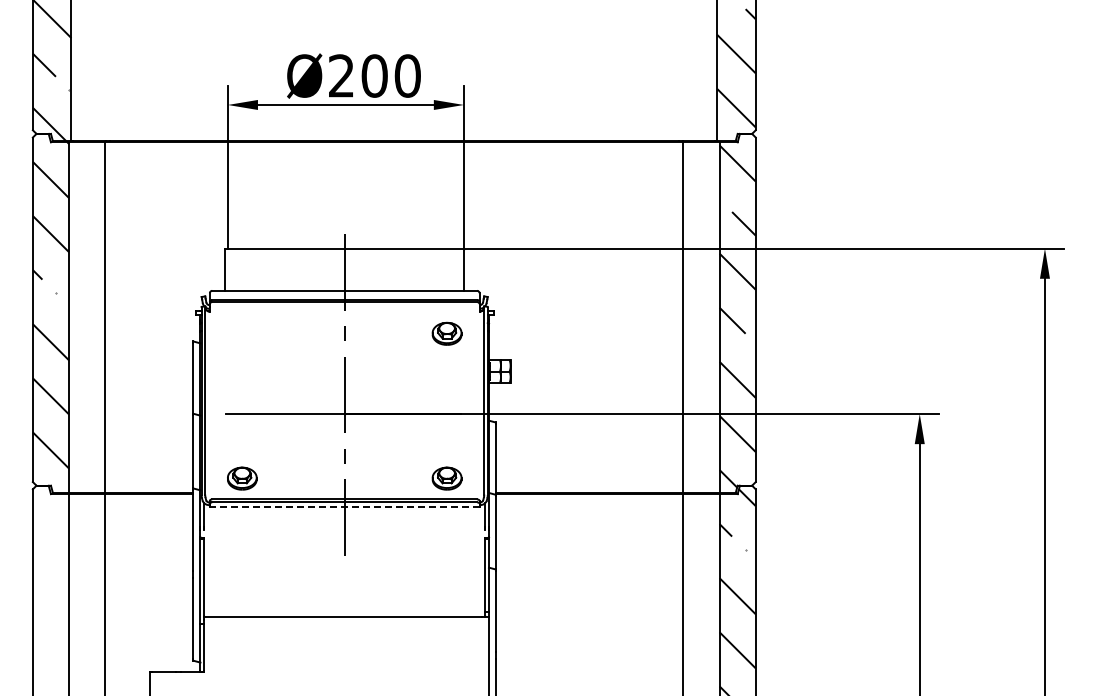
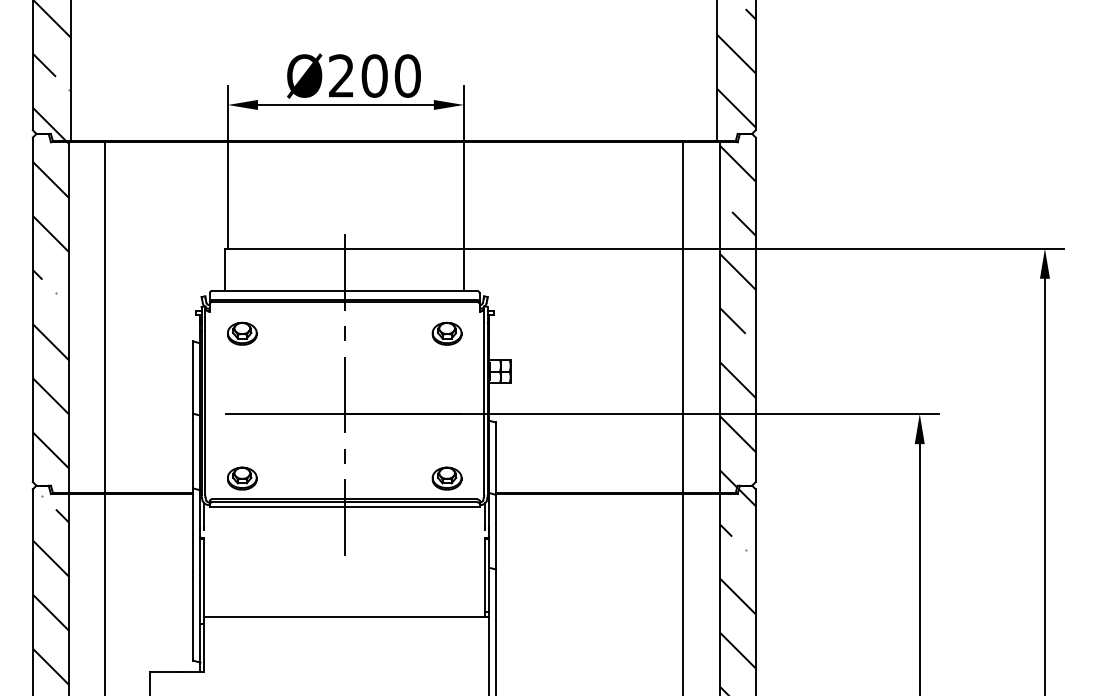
part: none -> present (242, 333)
line: dashed -> solid (344, 507)
hatch: none -> present (50, 590)
